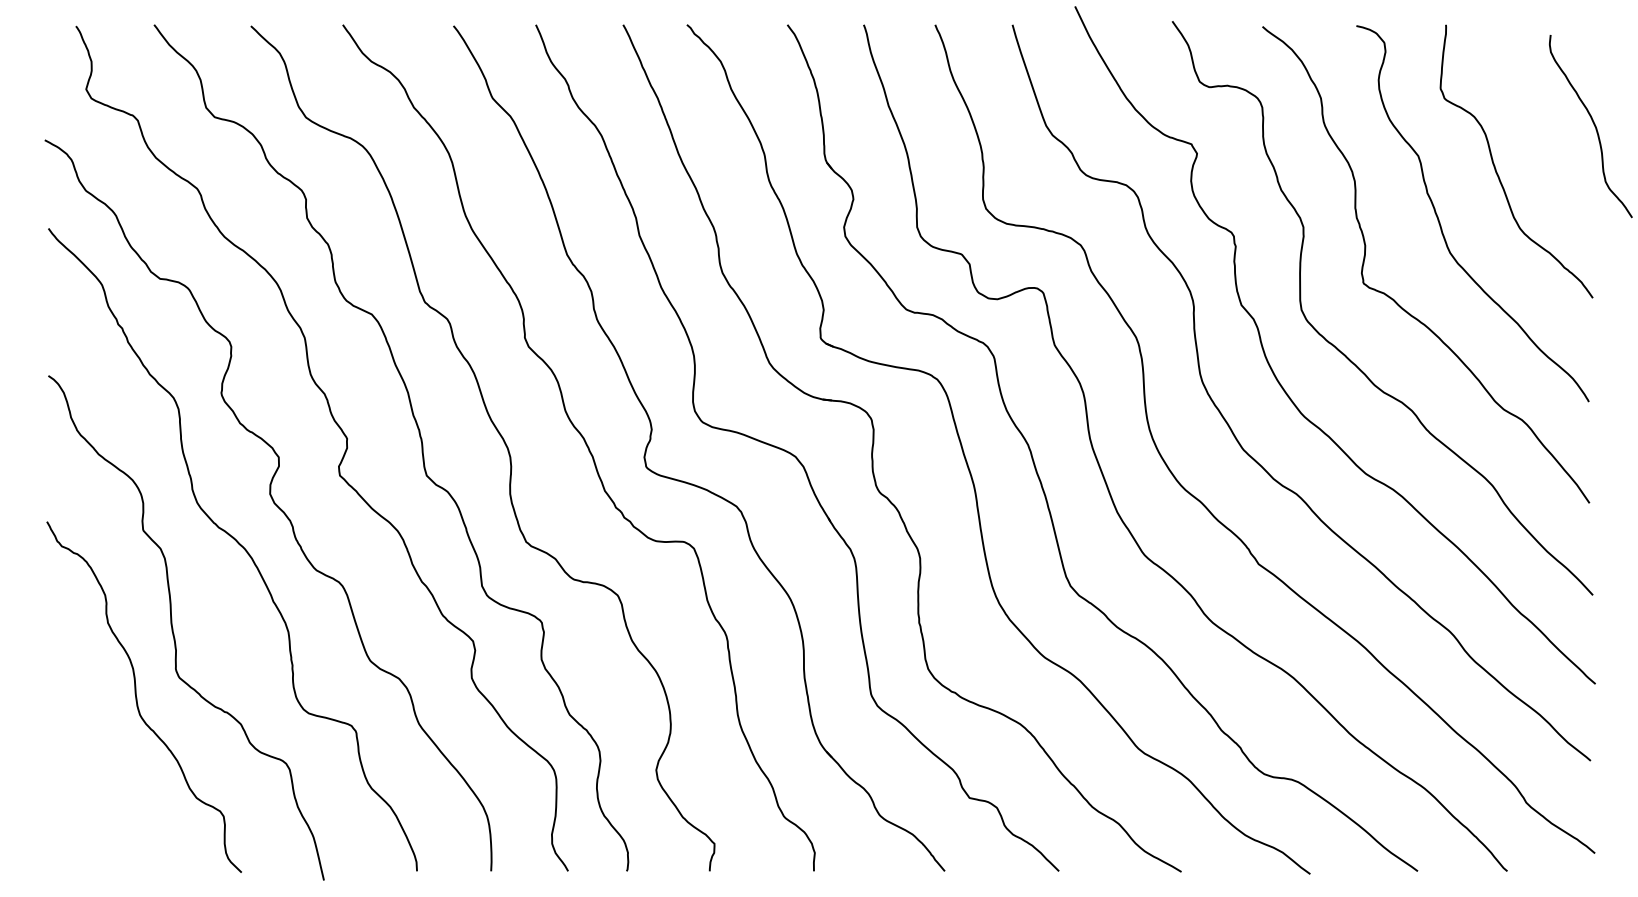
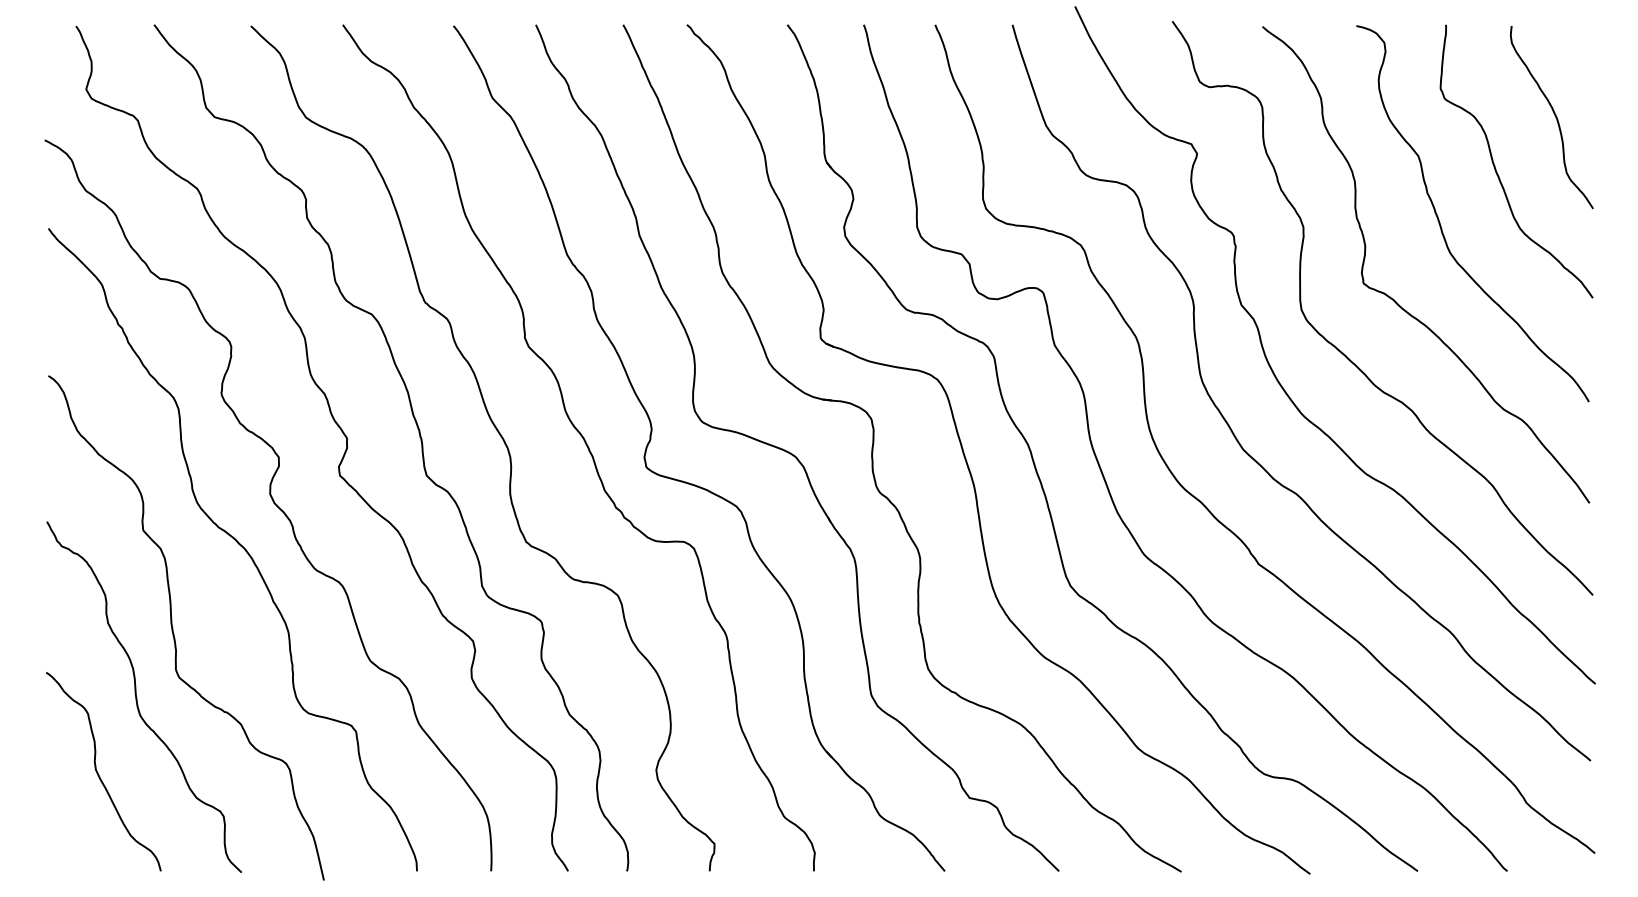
curve position: (1593, 124) -> (1554, 115) (1554, 115)
curve: none -> present (99, 774)
